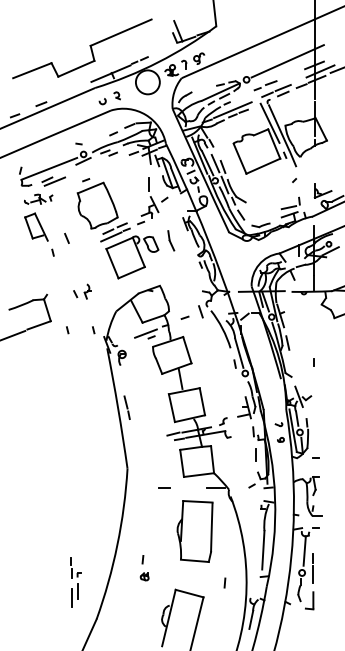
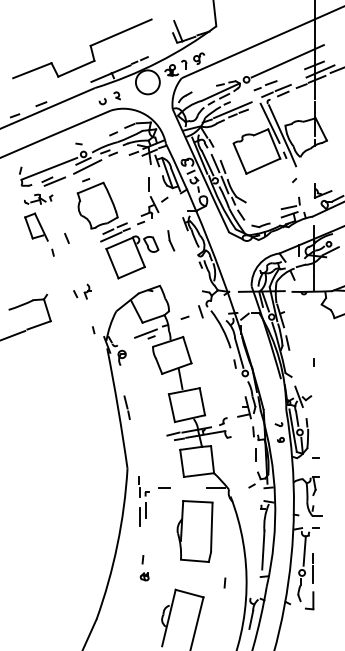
line: none -> present (87, 166)
line: present -> none (67, 330)
part position: (75, 582) -> (143, 501) (143, 501)
